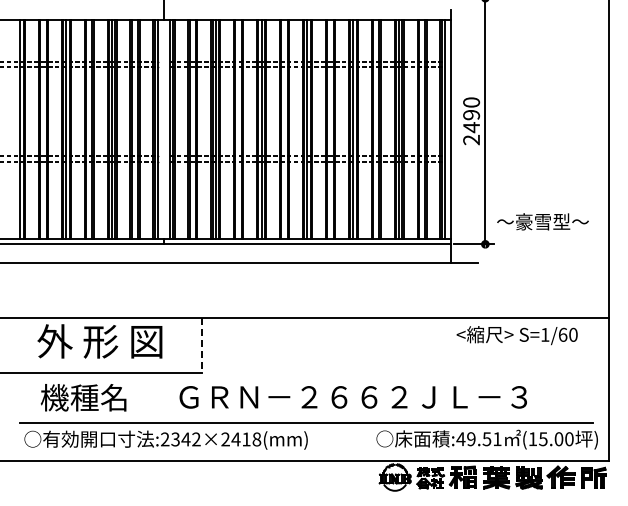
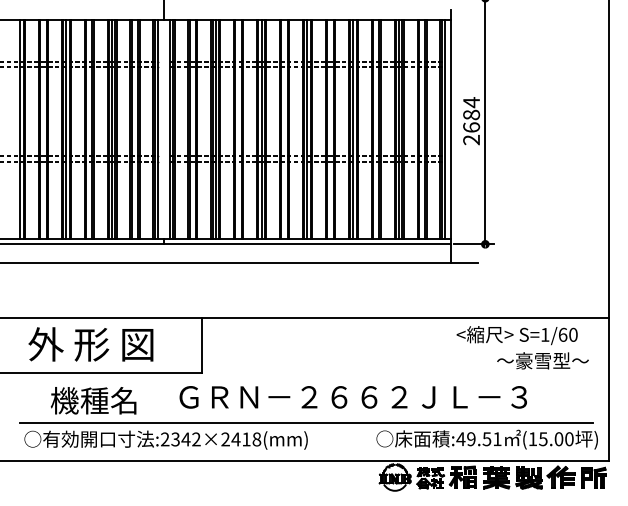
text: 2490 -> 2684 (471, 115)
text position: (542, 221) -> (542, 360) (542, 360)
text position: (99, 341) -> (90, 344) (90, 344)
line: dashed -> solid (202, 345)
text position: (83, 397) -> (93, 400) (93, 400)
